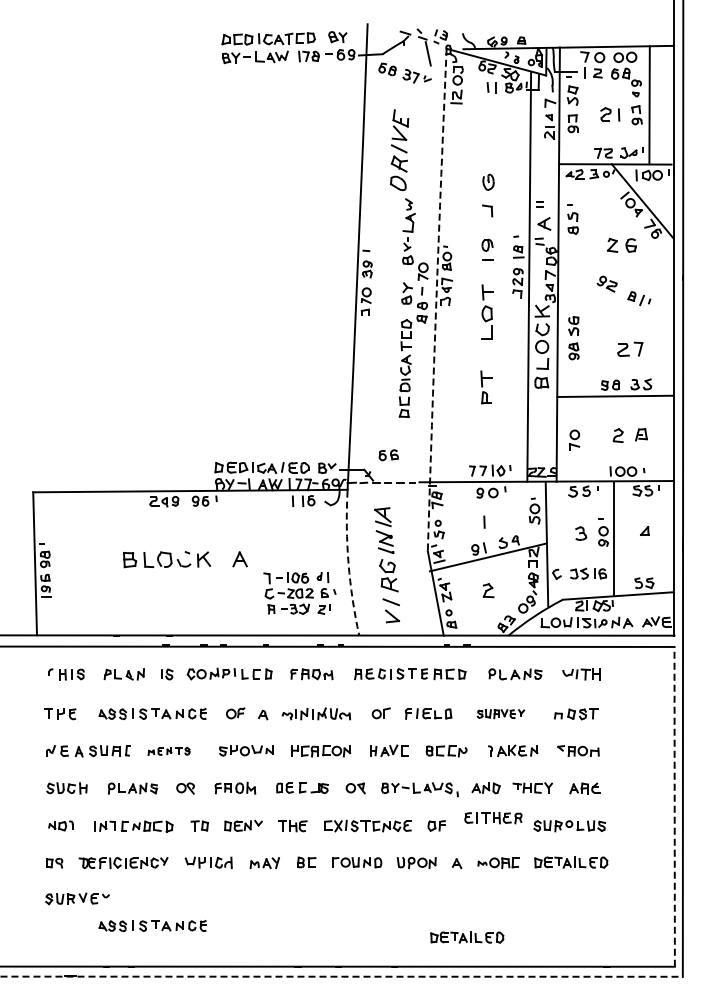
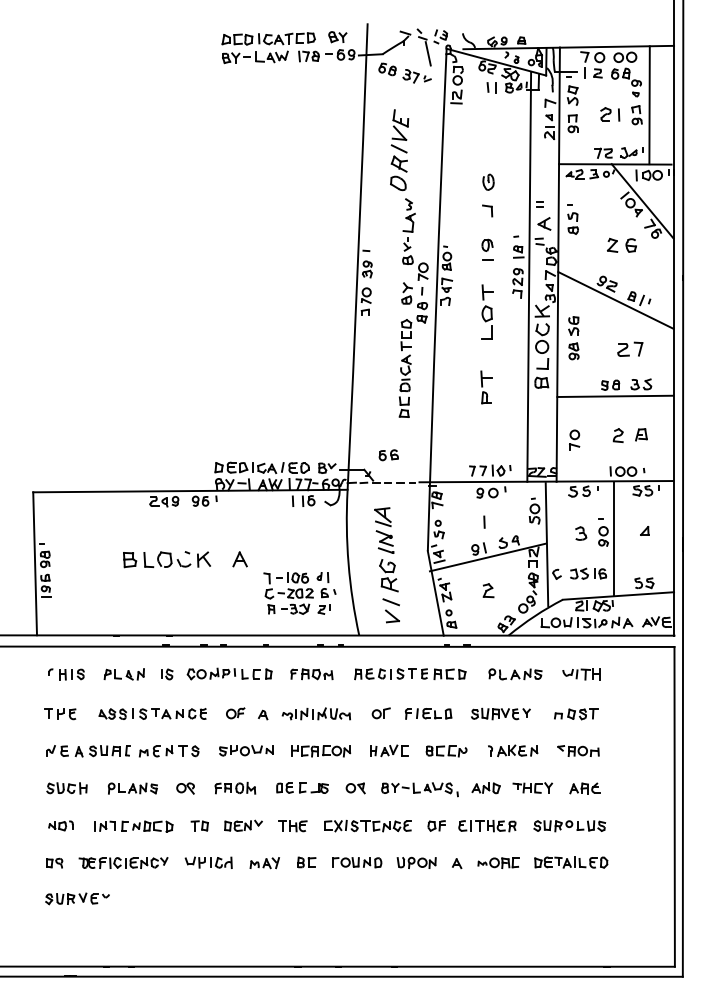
arc: dashed -> solid (436, 300)
line: none -> present (615, 300)
arc: dashed -> solid (348, 563)
part size: 50x11 px -> 60x14 px (500, 713)
part size: 44x10 px -> 62x13 px (168, 751)
line: dashed -> solid (674, 806)
part position: (493, 818) -> (487, 826) (487, 826)
part: present -> none (152, 925)
part: present -> none (467, 937)
line: dashed -> solid (341, 976)
